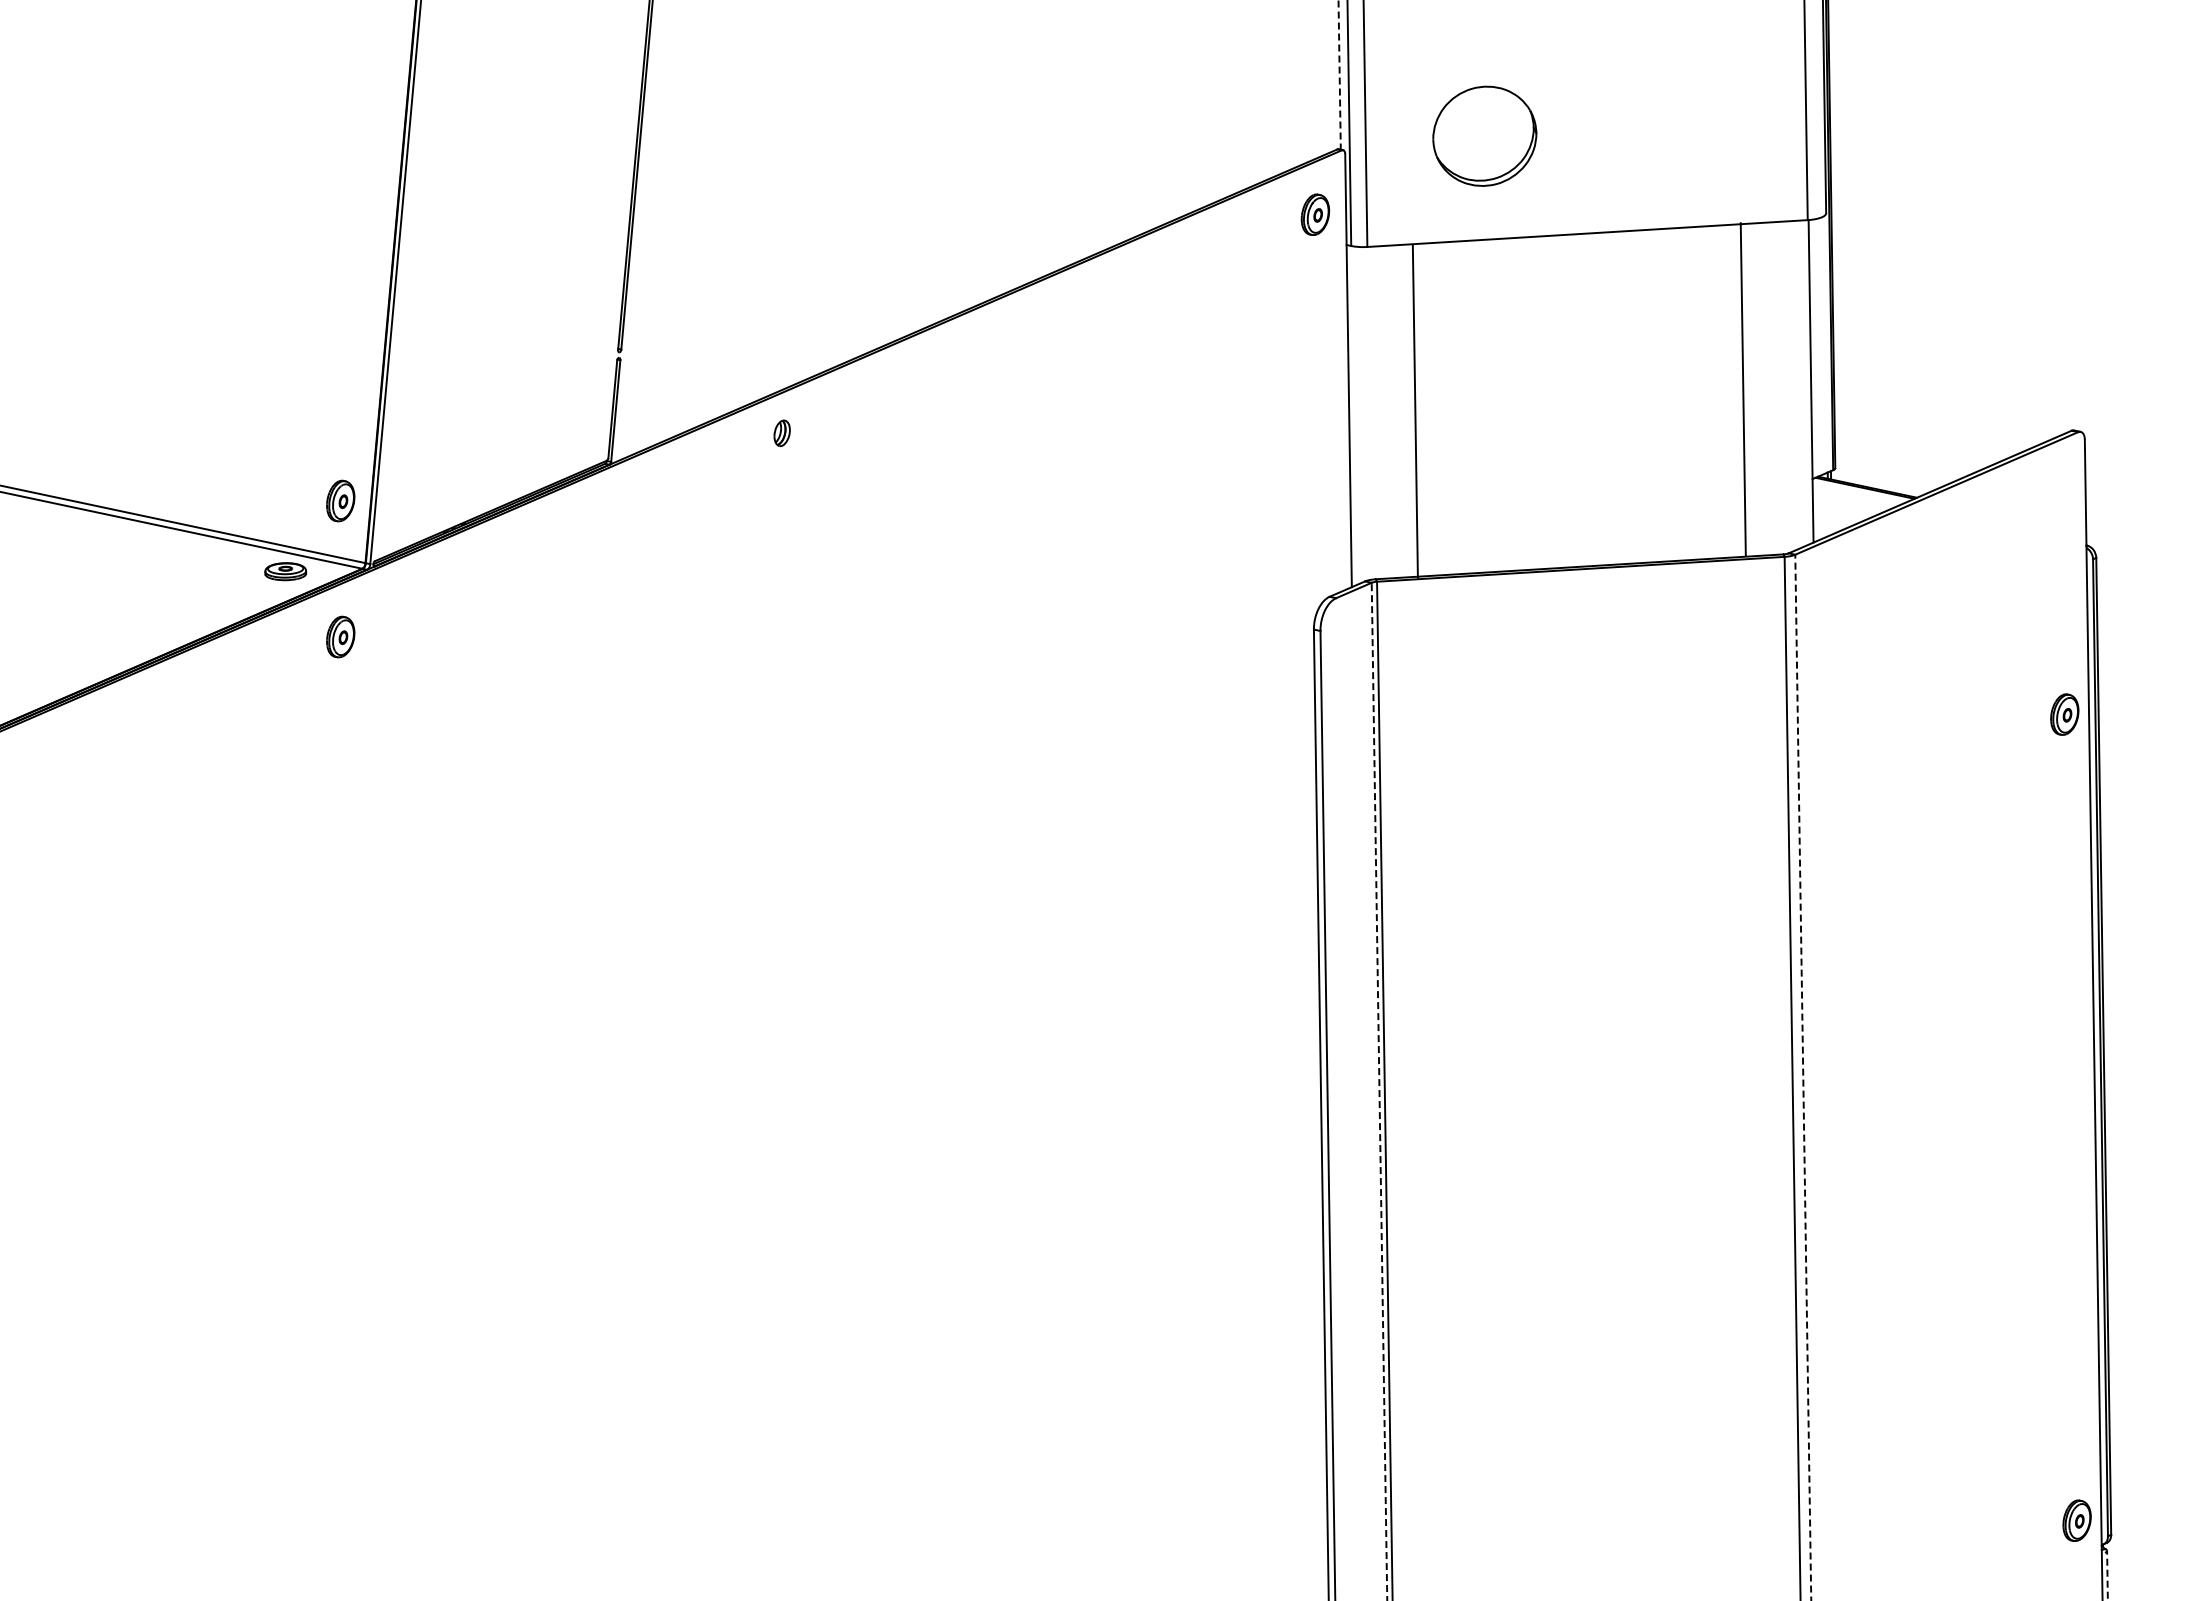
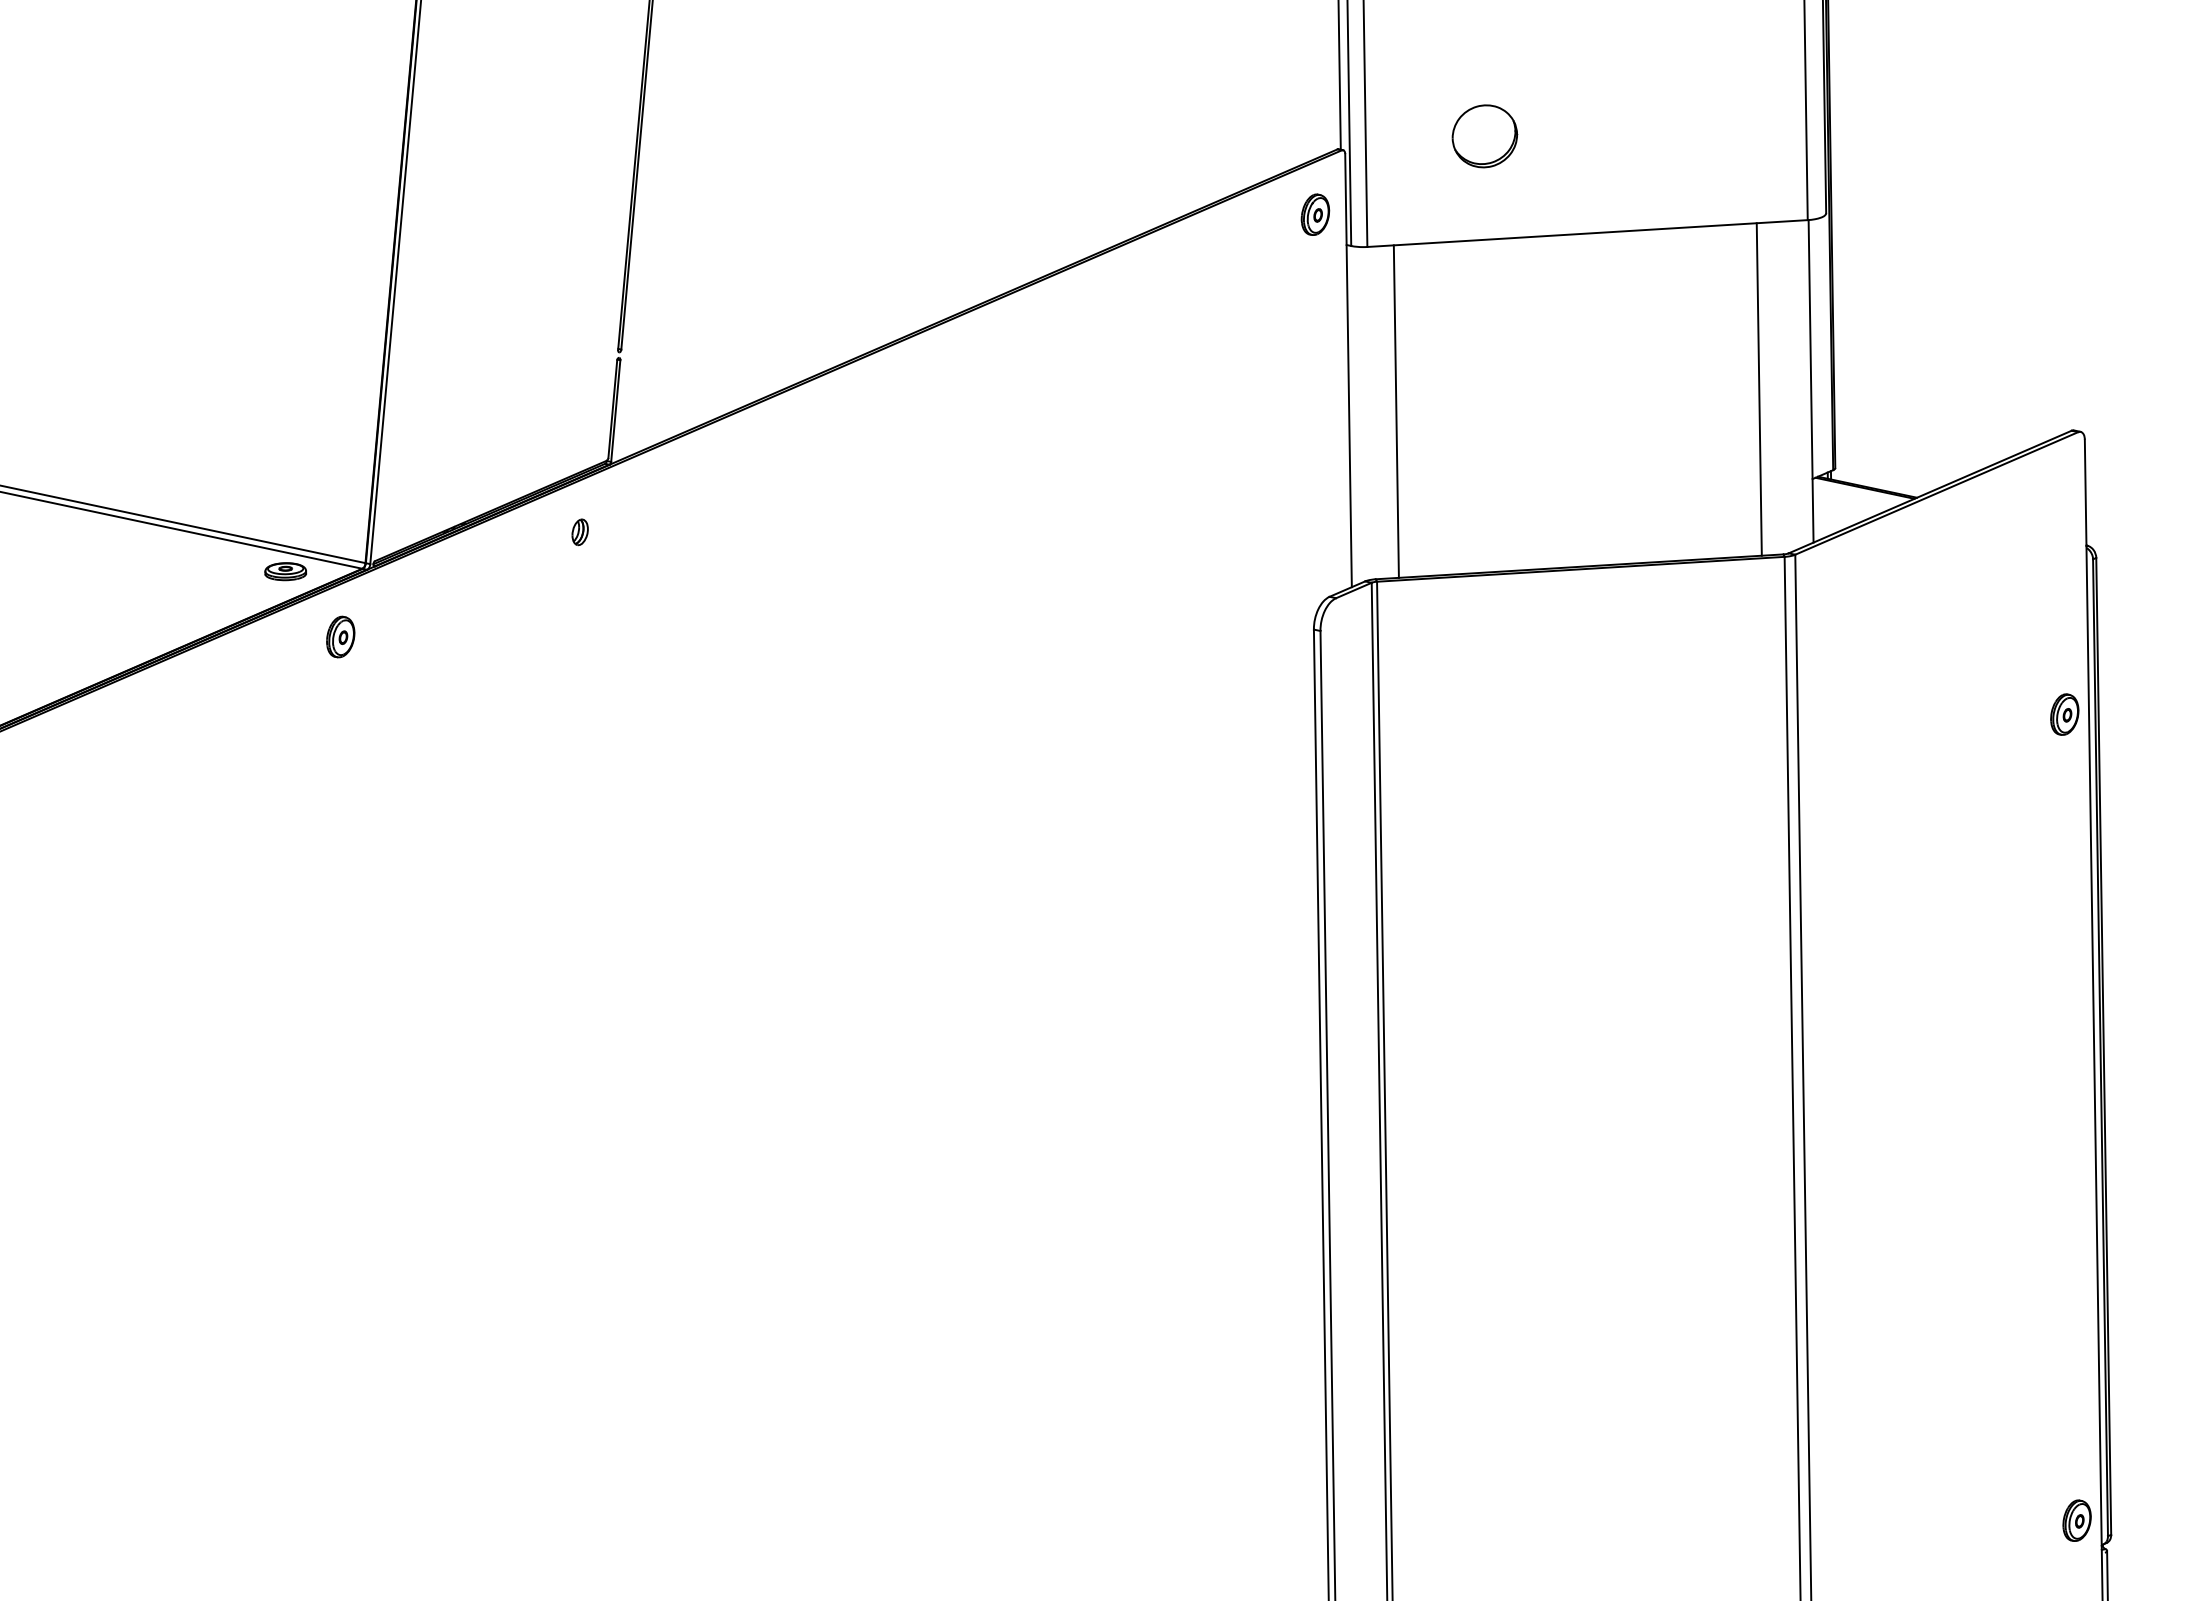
line: dashed -> solid (1339, 75)
part size: 106x102 px -> 68x65 px (1484, 136)
line position: (1742, 389) -> (1758, 389) (1758, 389)
line position: (1414, 411) -> (1395, 411) (1395, 411)
part position: (781, 433) -> (579, 532) (579, 532)
part: present -> none (340, 500)
line: dashed -> solid (1803, 1077)
line: dashed -> solid (1379, 1091)
line: dashed -> solid (2107, 1575)
